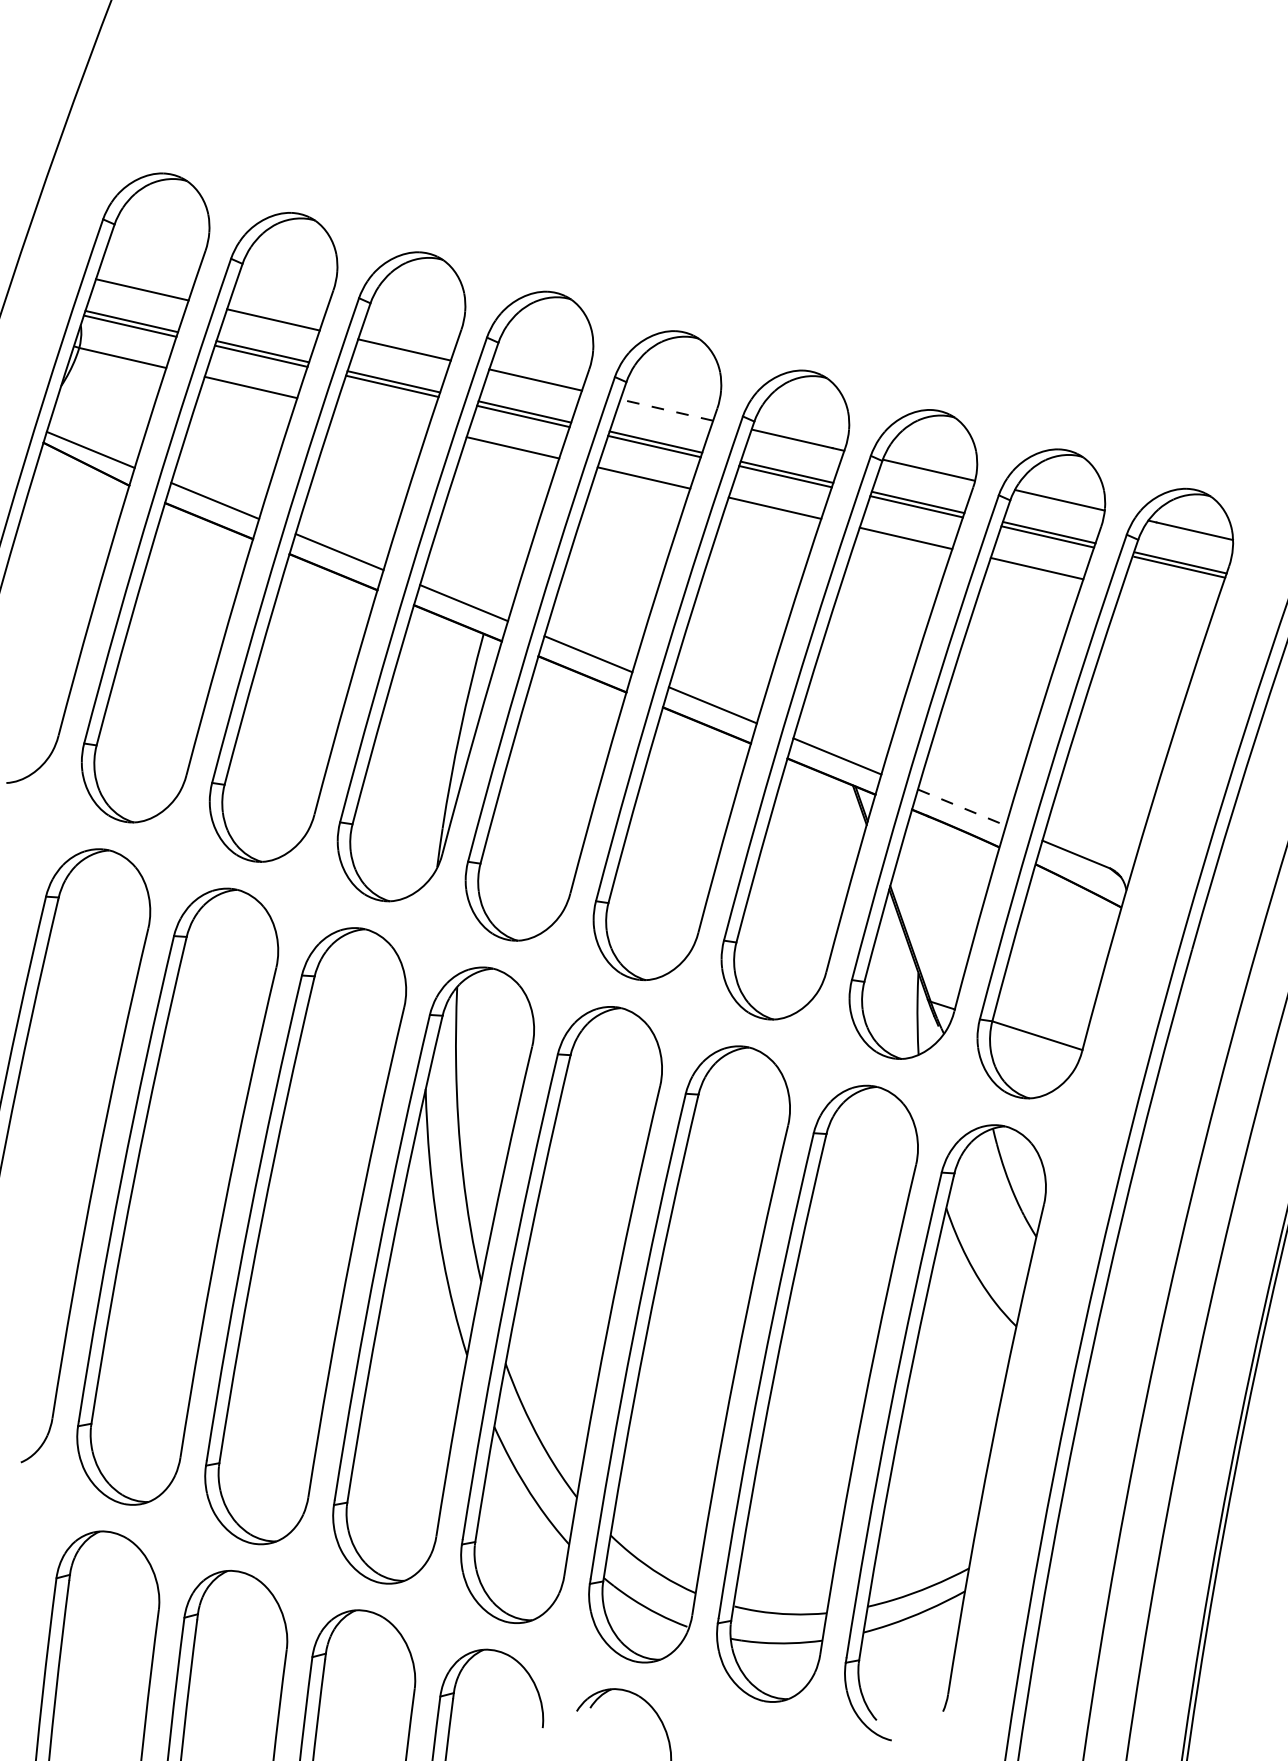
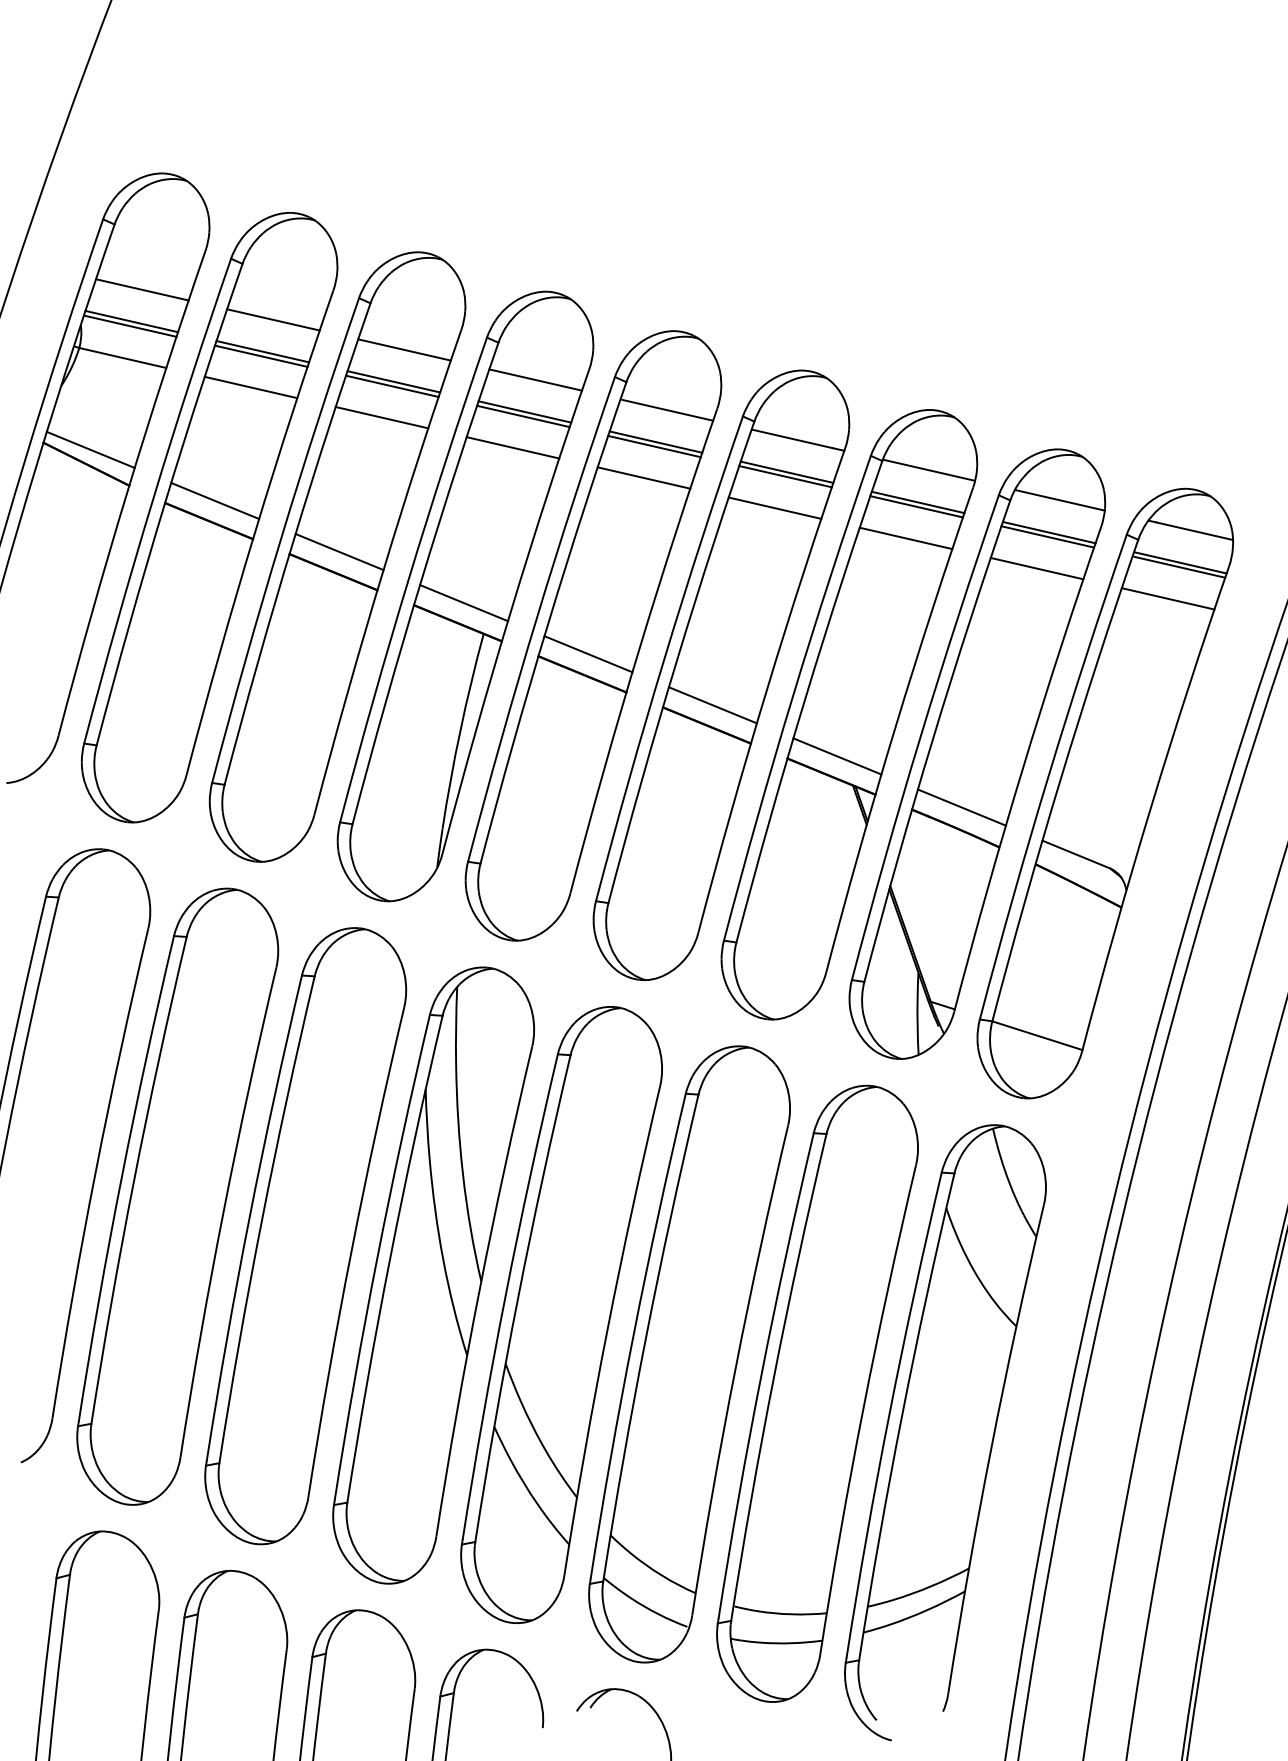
line: dashed -> solid (667, 410)
line: none -> present (381, 417)
line: none -> present (1167, 598)
line: dashed -> solid (961, 807)
